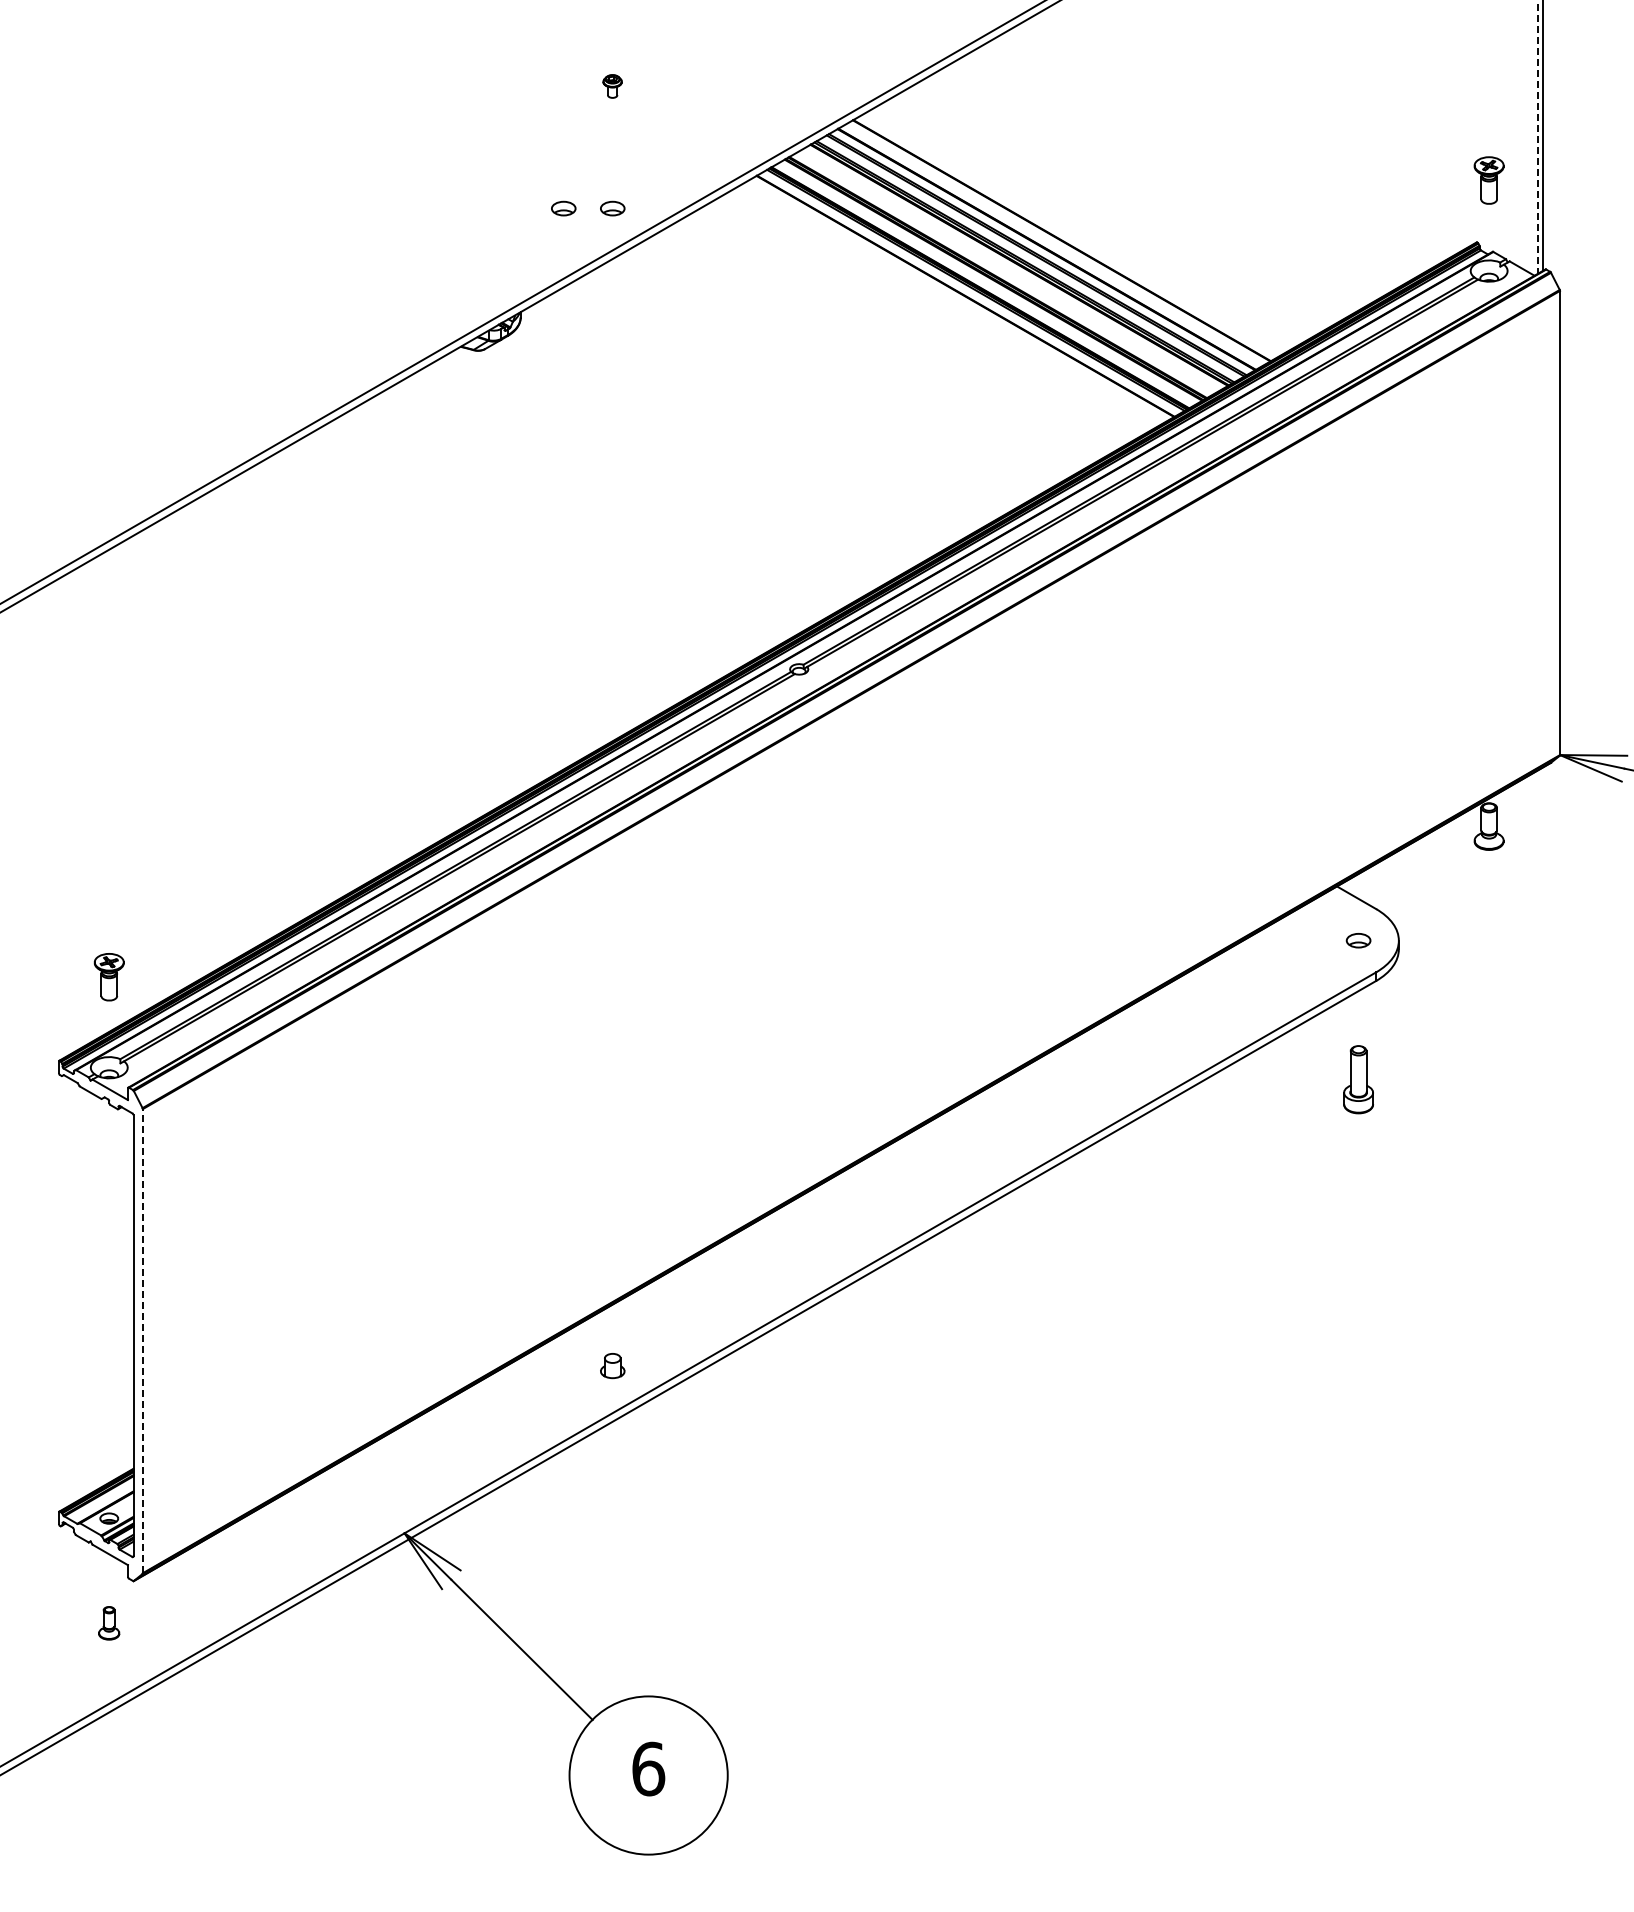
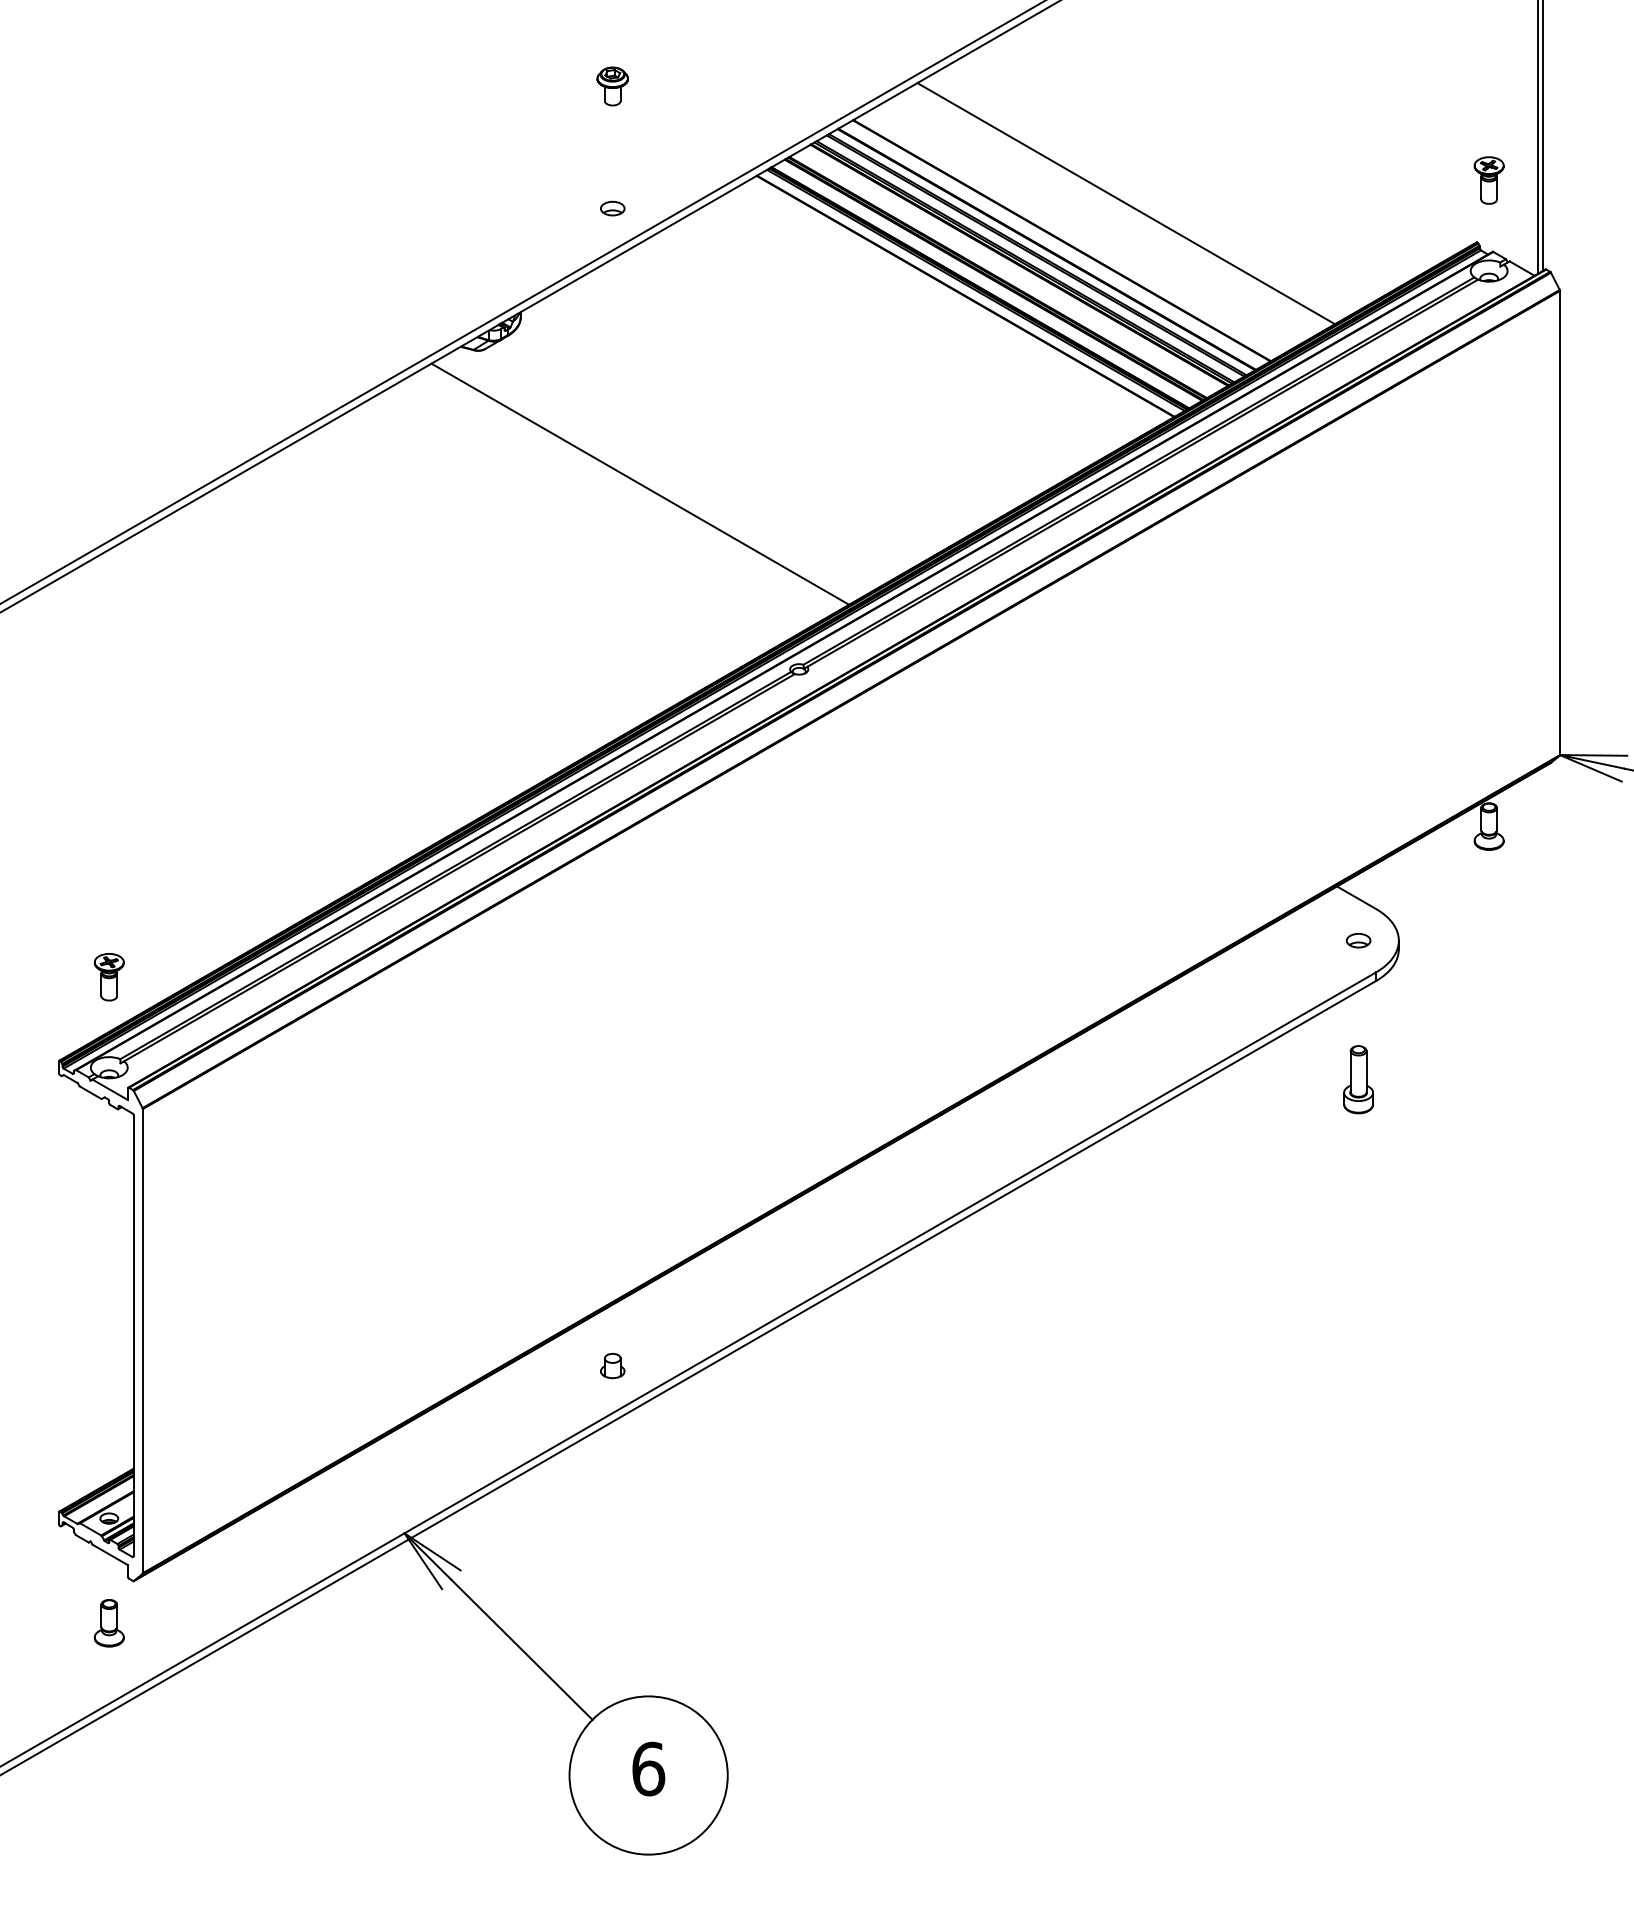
part size: 21x25 px -> 33x41 px (612, 86)
line: dashed -> solid (1537, 137)
line: none -> present (1126, 203)
part: present -> none (563, 208)
line: none -> present (640, 483)
line: dashed -> solid (142, 1340)
part size: 23x35 px -> 32x49 px (108, 1623)
